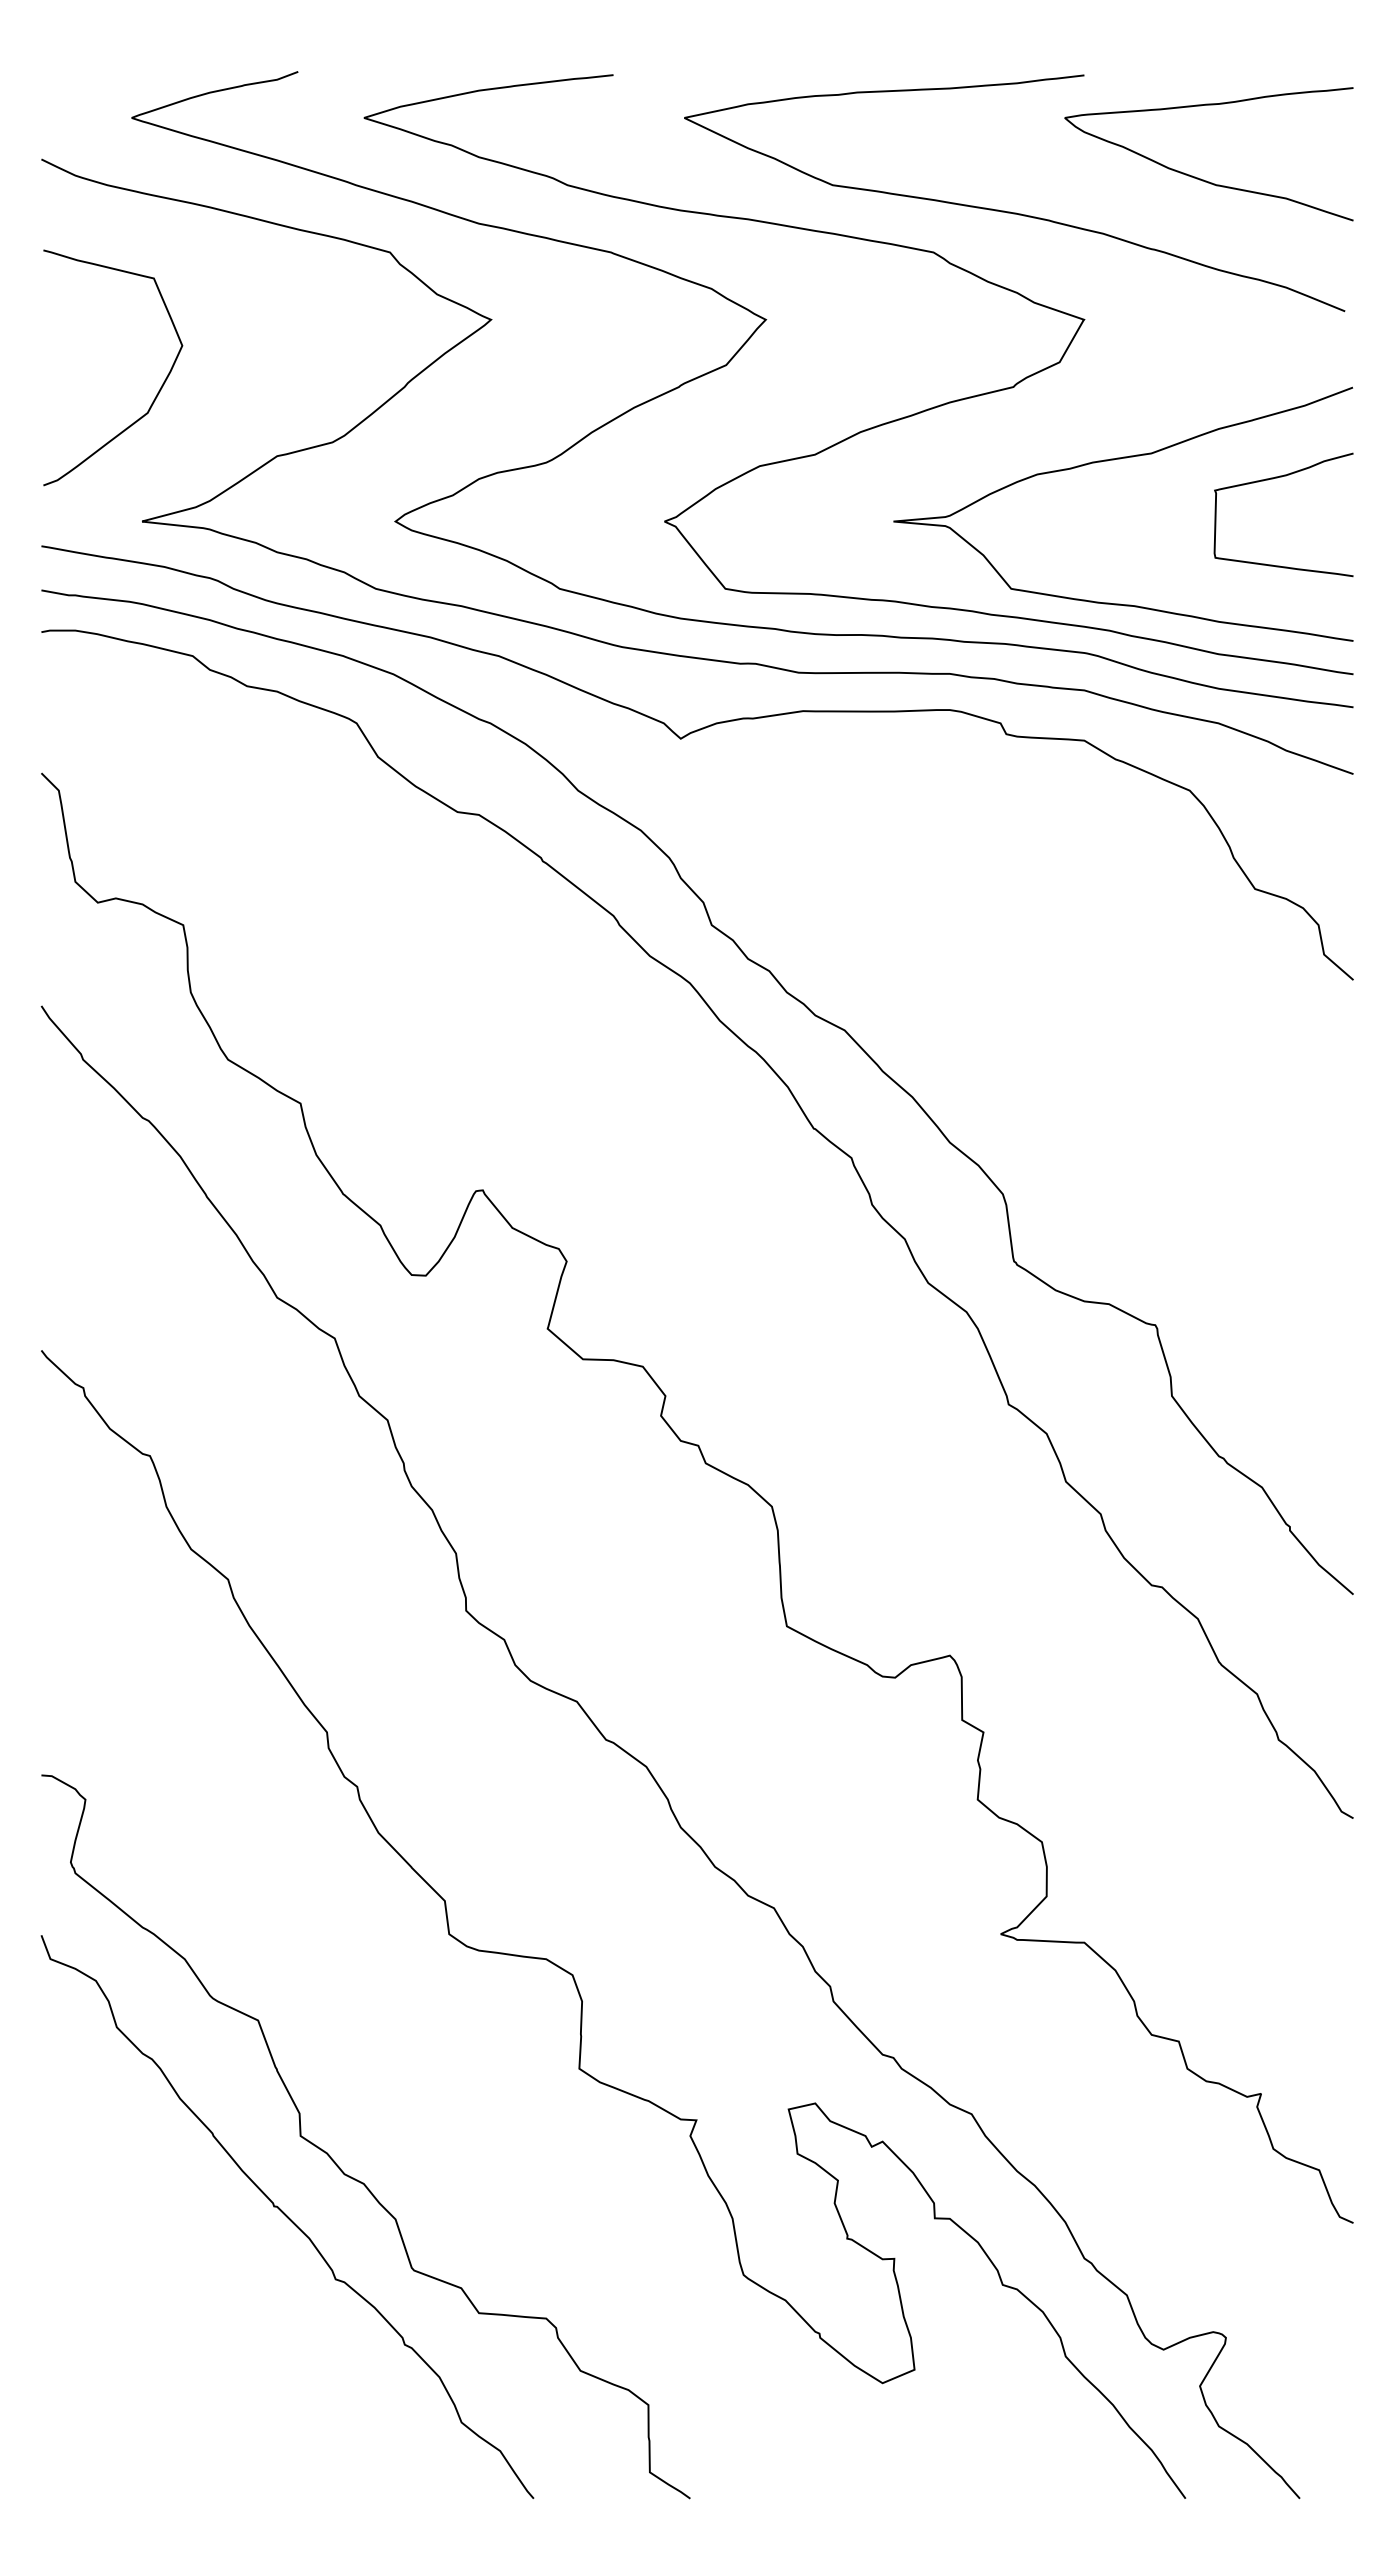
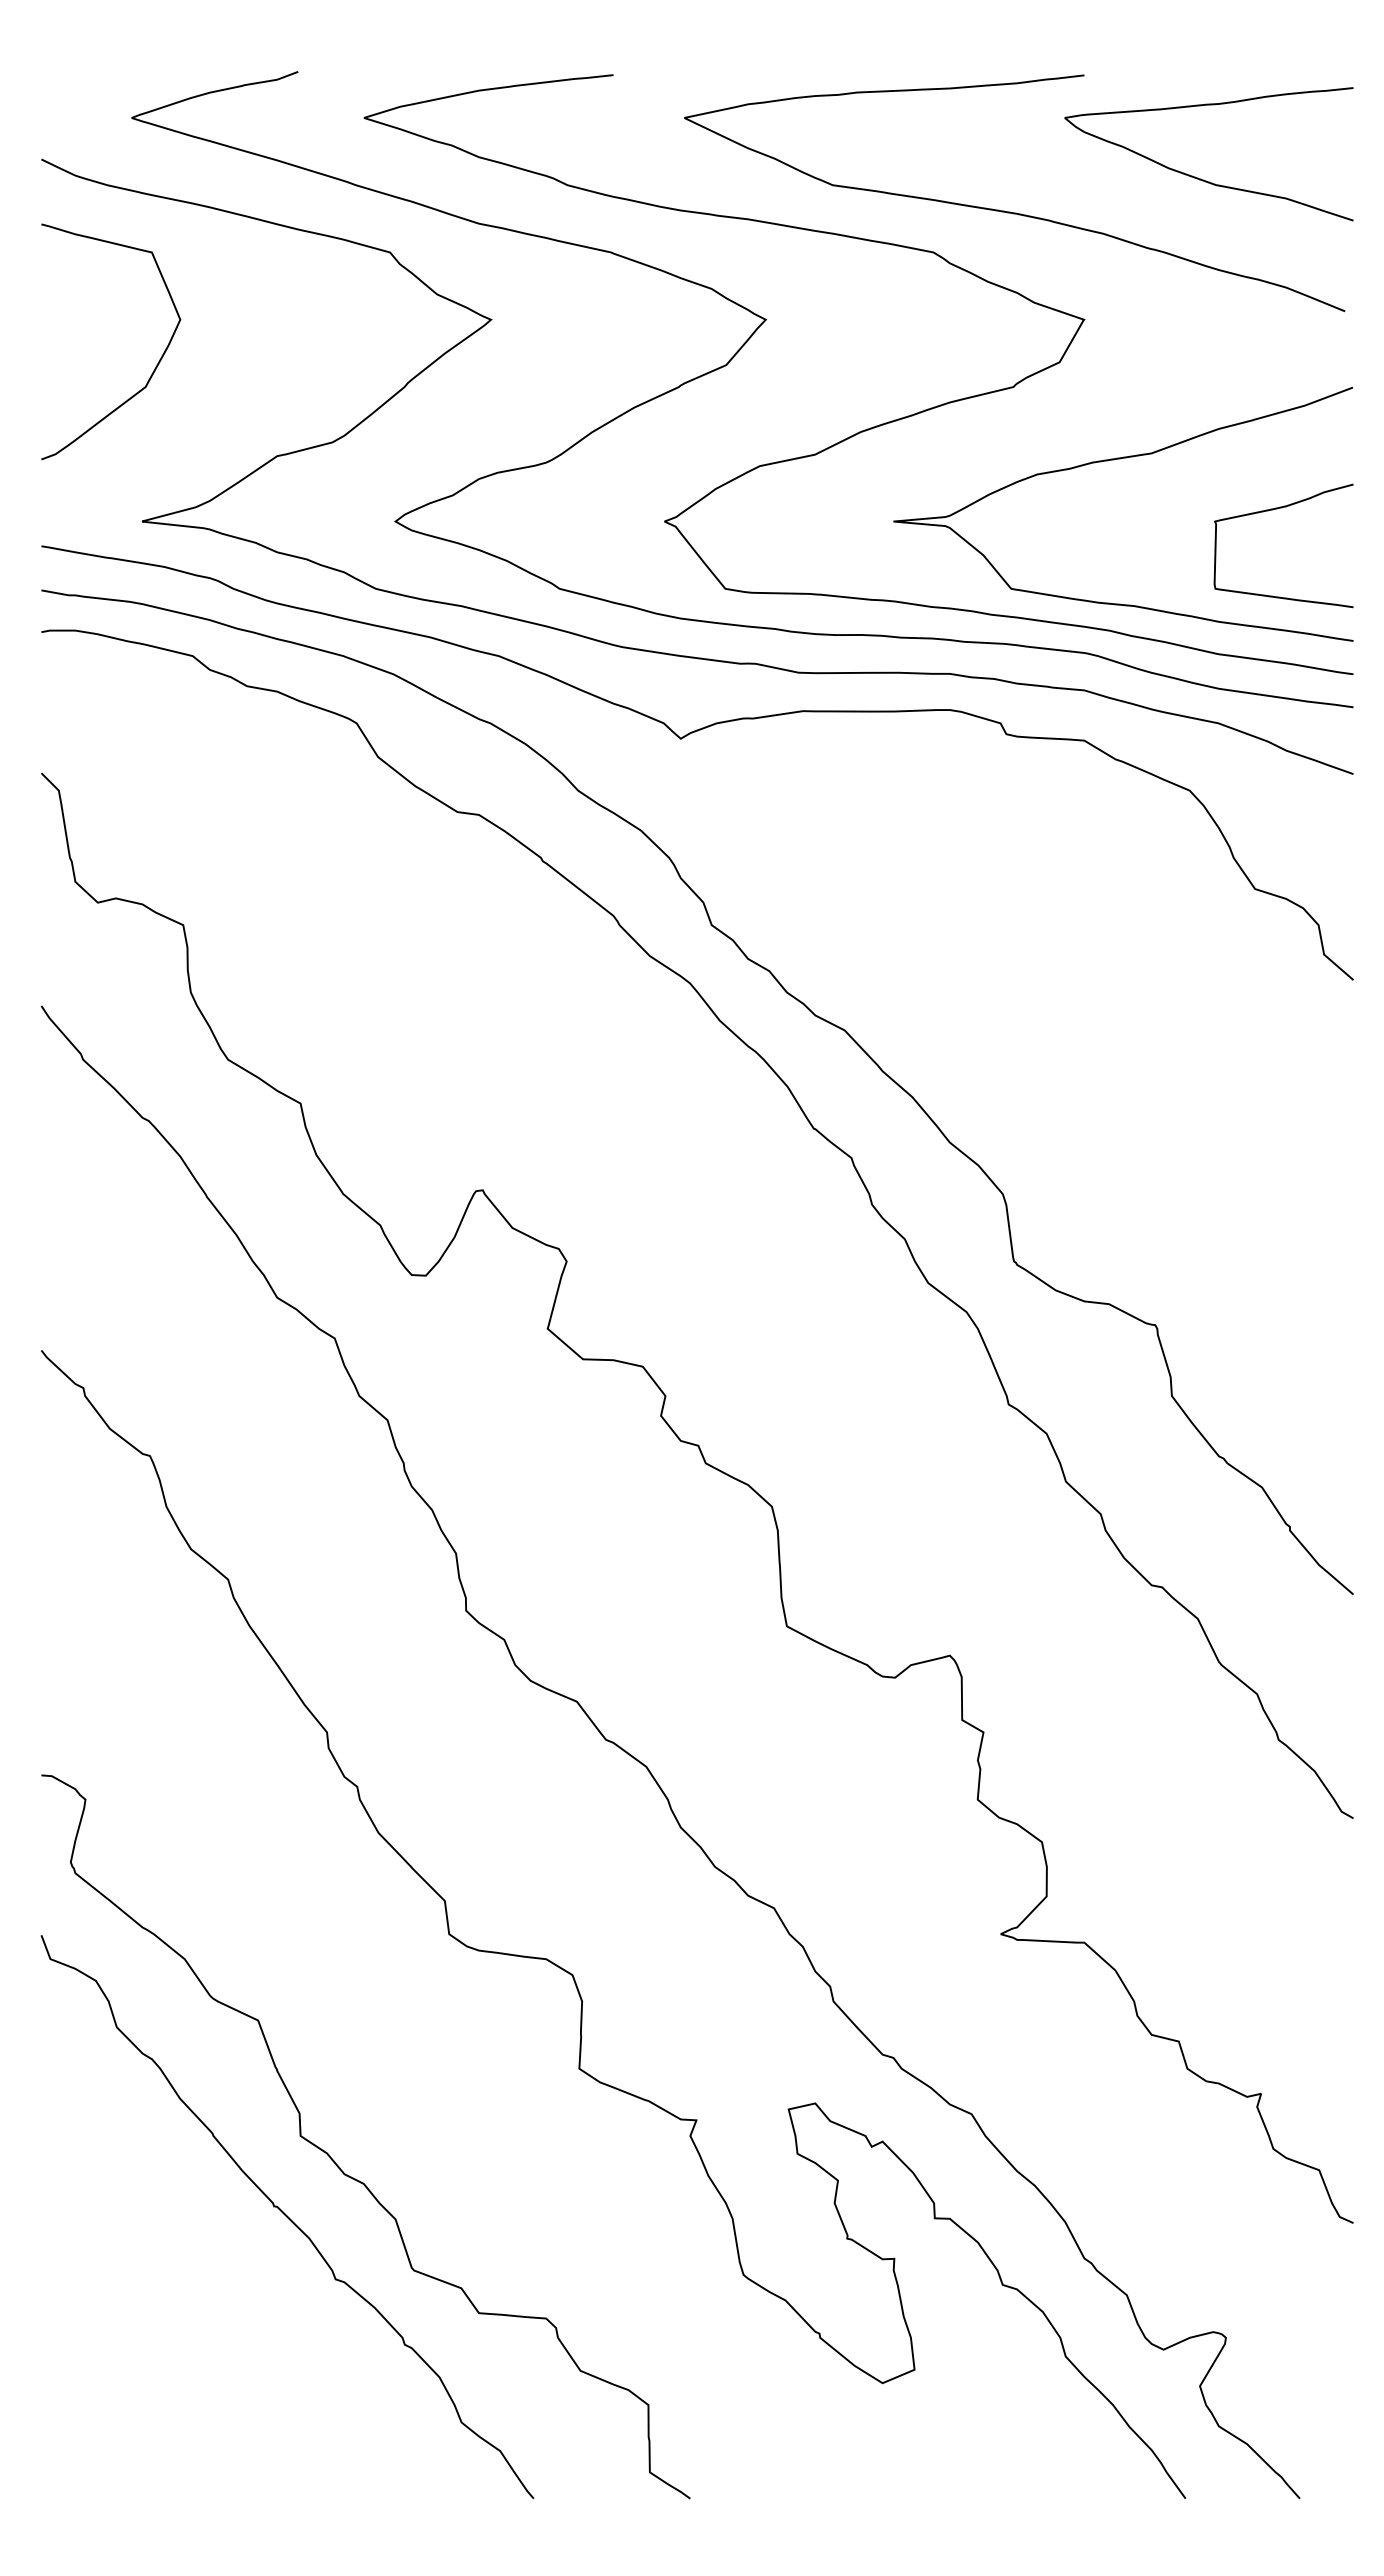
curve position: (157, 392) -> (155, 366) (155, 366)
curve position: (1273, 479) -> (1273, 510) (1273, 510)
